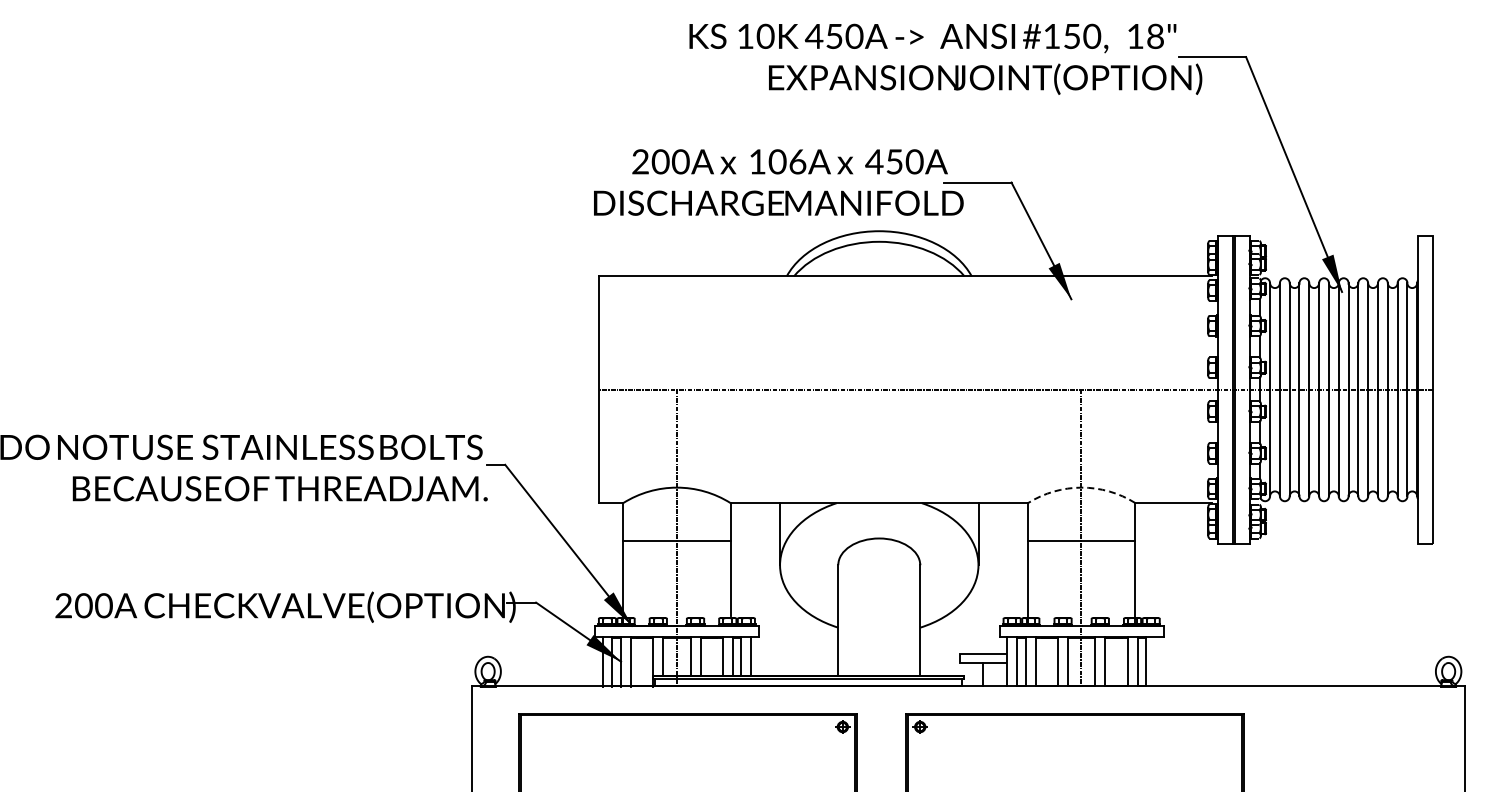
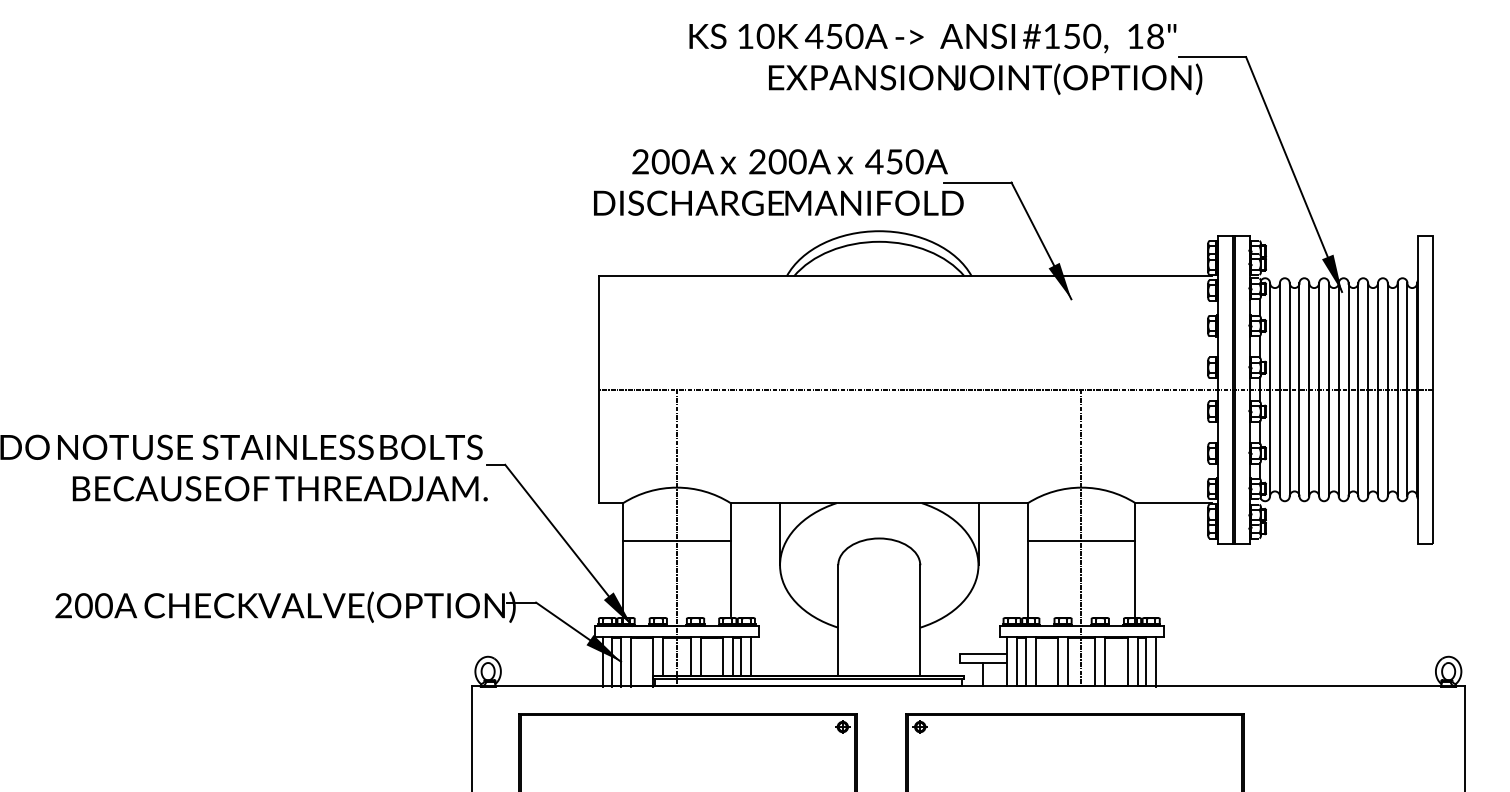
text: 106A -> 200A (777, 161)
arc: dashed -> solid (1081, 487)
line: none -> present (1156, 661)
